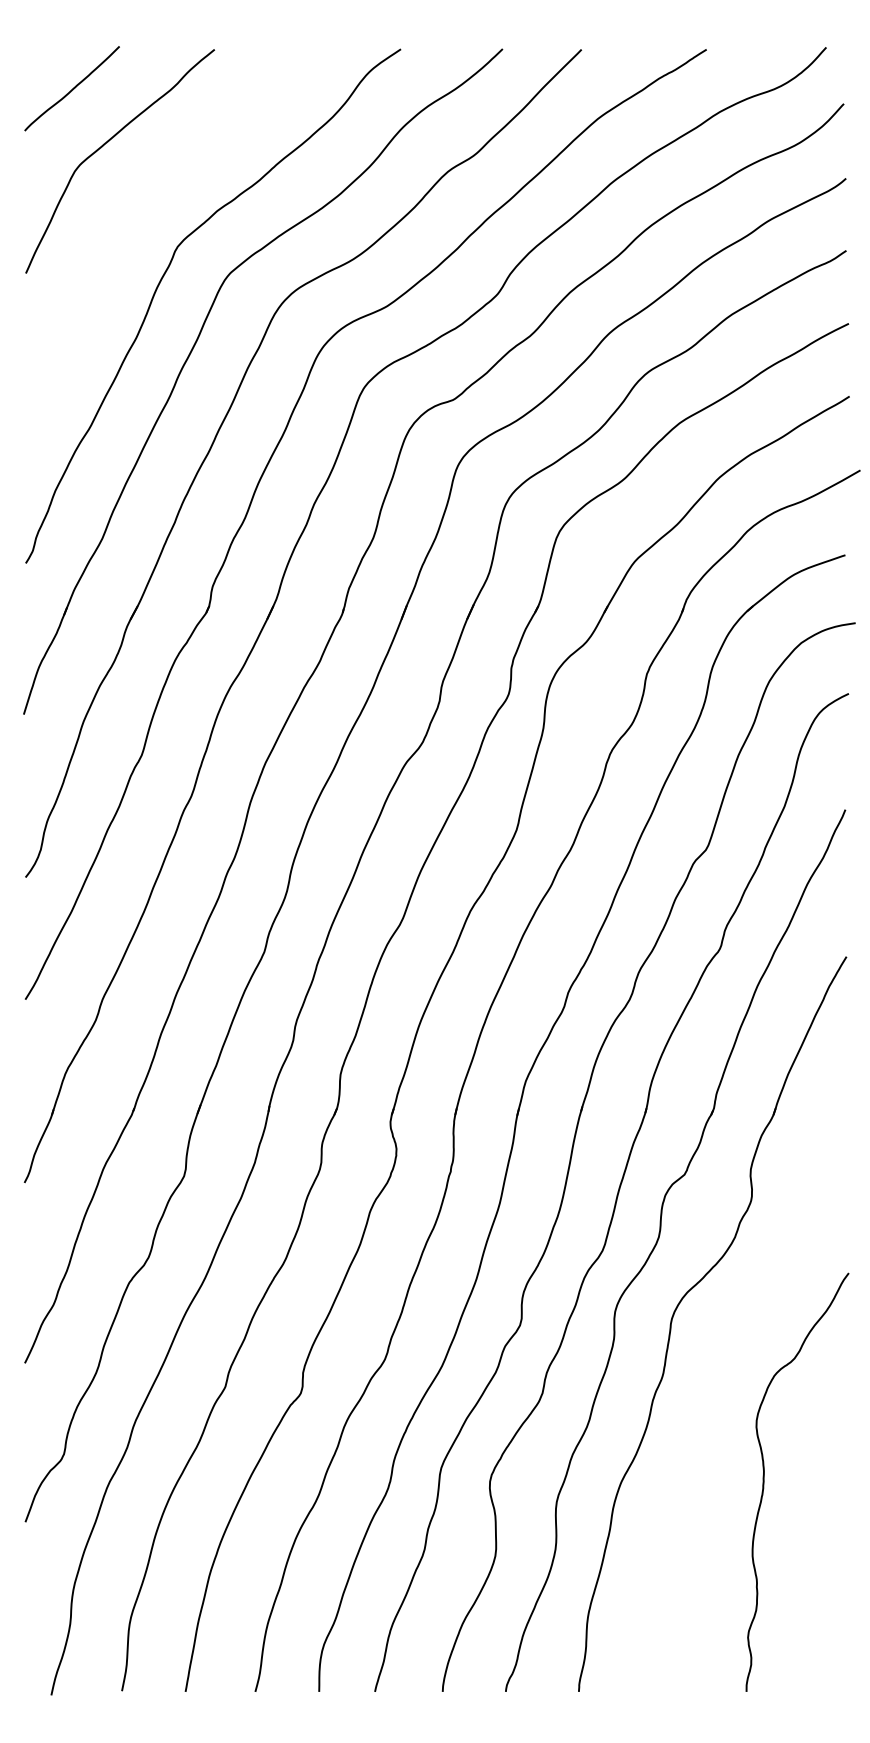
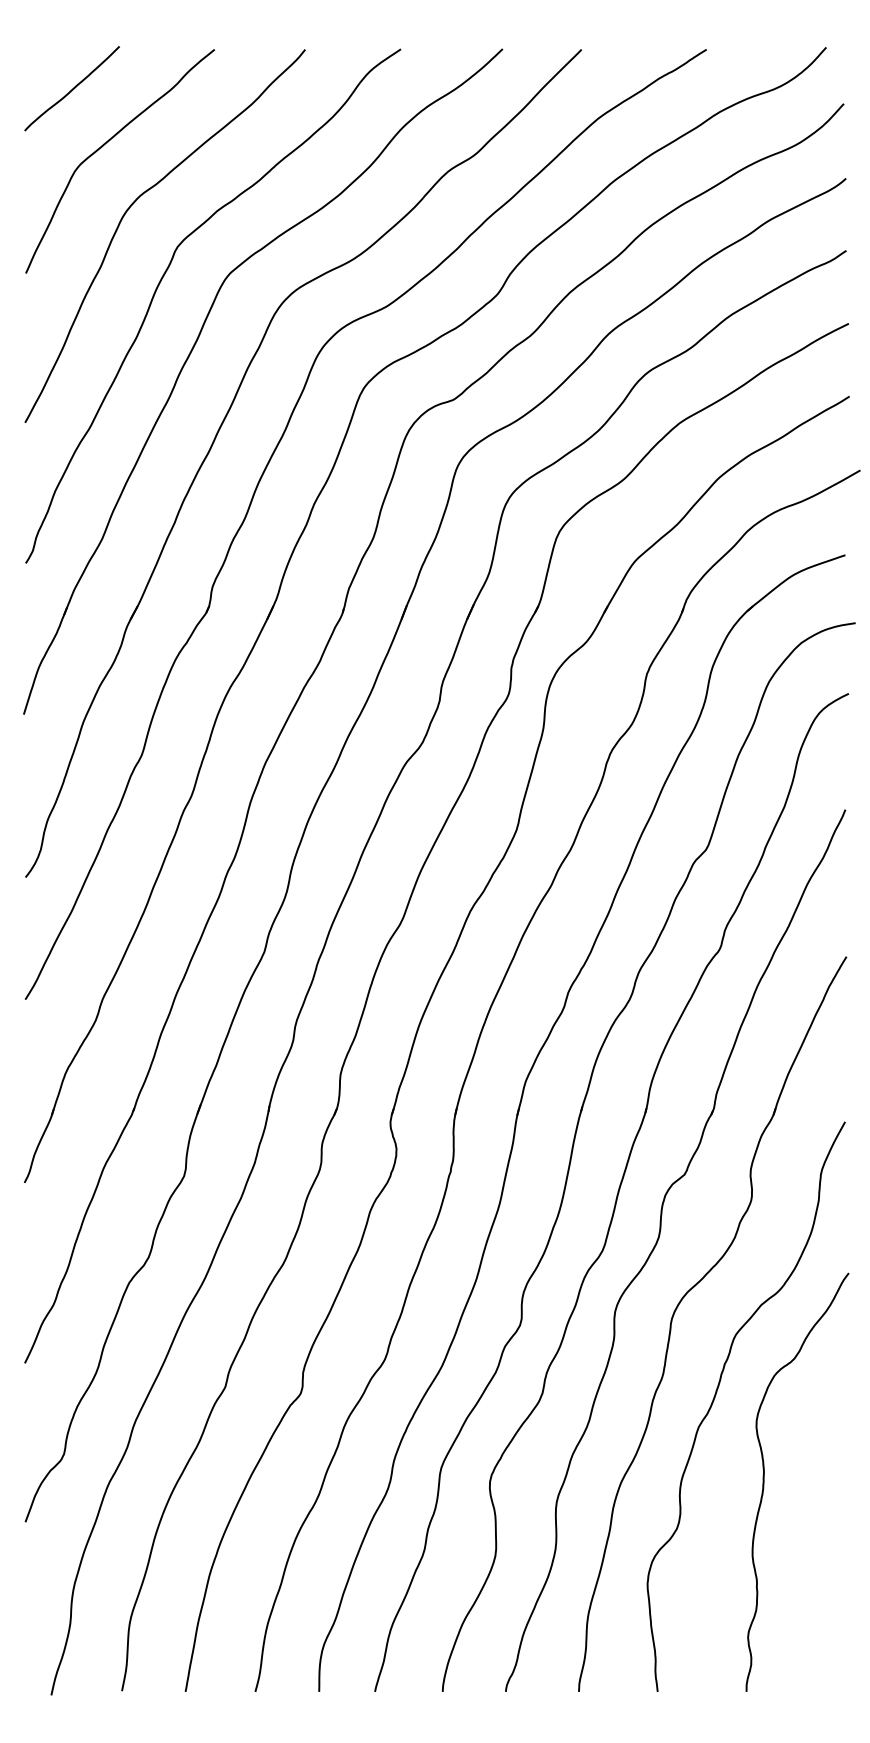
curve: none -> present (130, 208)
curve: none -> present (716, 1395)
